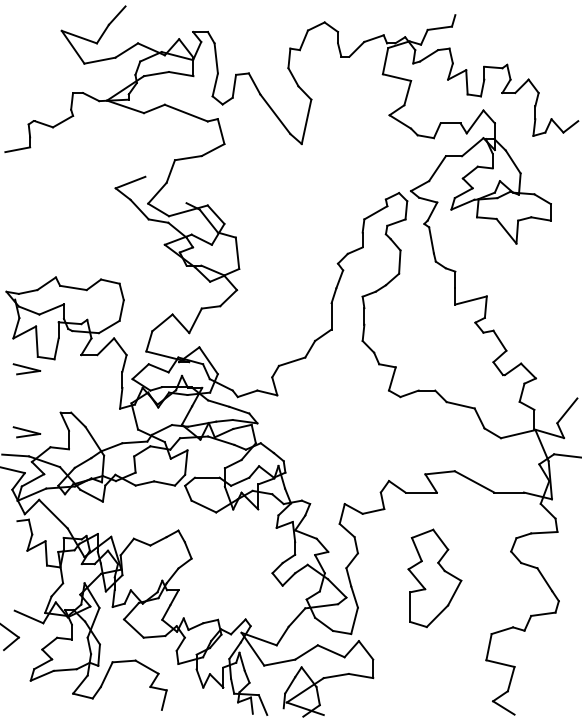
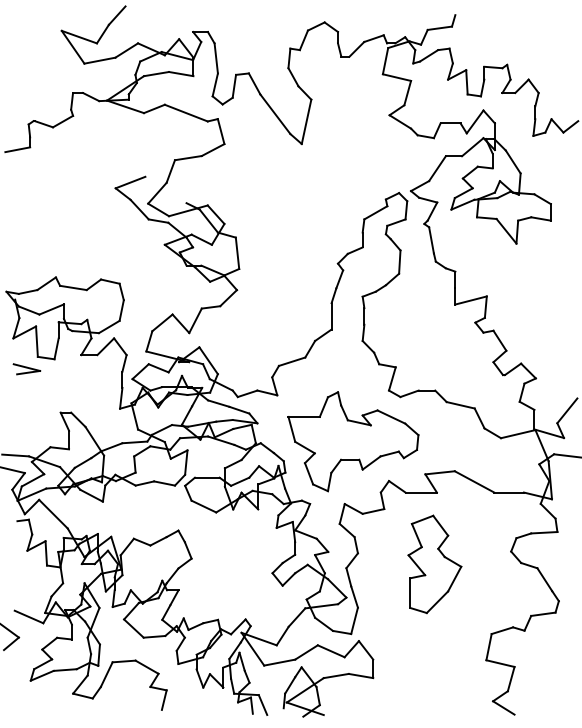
part: present -> none (26, 432)
part: none -> present (353, 441)
part position: (434, 578) -> (434, 564) (434, 564)
